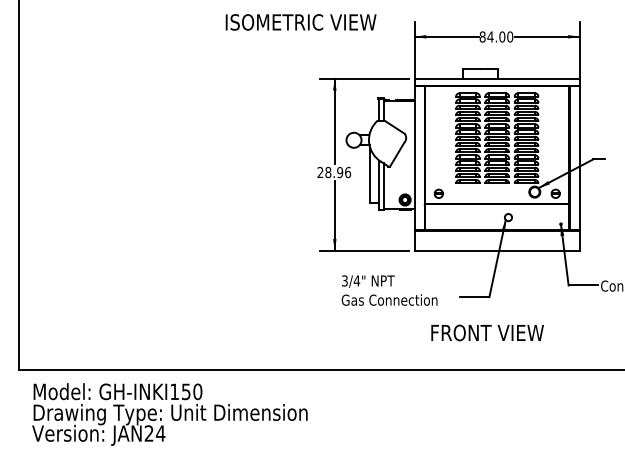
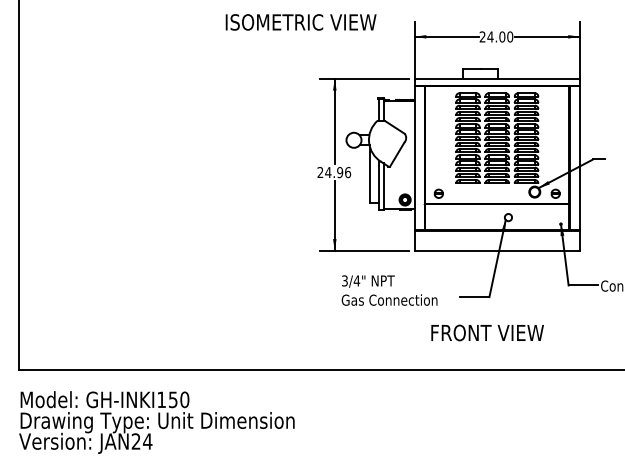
text: 84.00 -> 24.00 (482, 36)
text: 28.96 -> 24.96 (328, 172)
text position: (169, 414) -> (156, 422) (156, 422)
